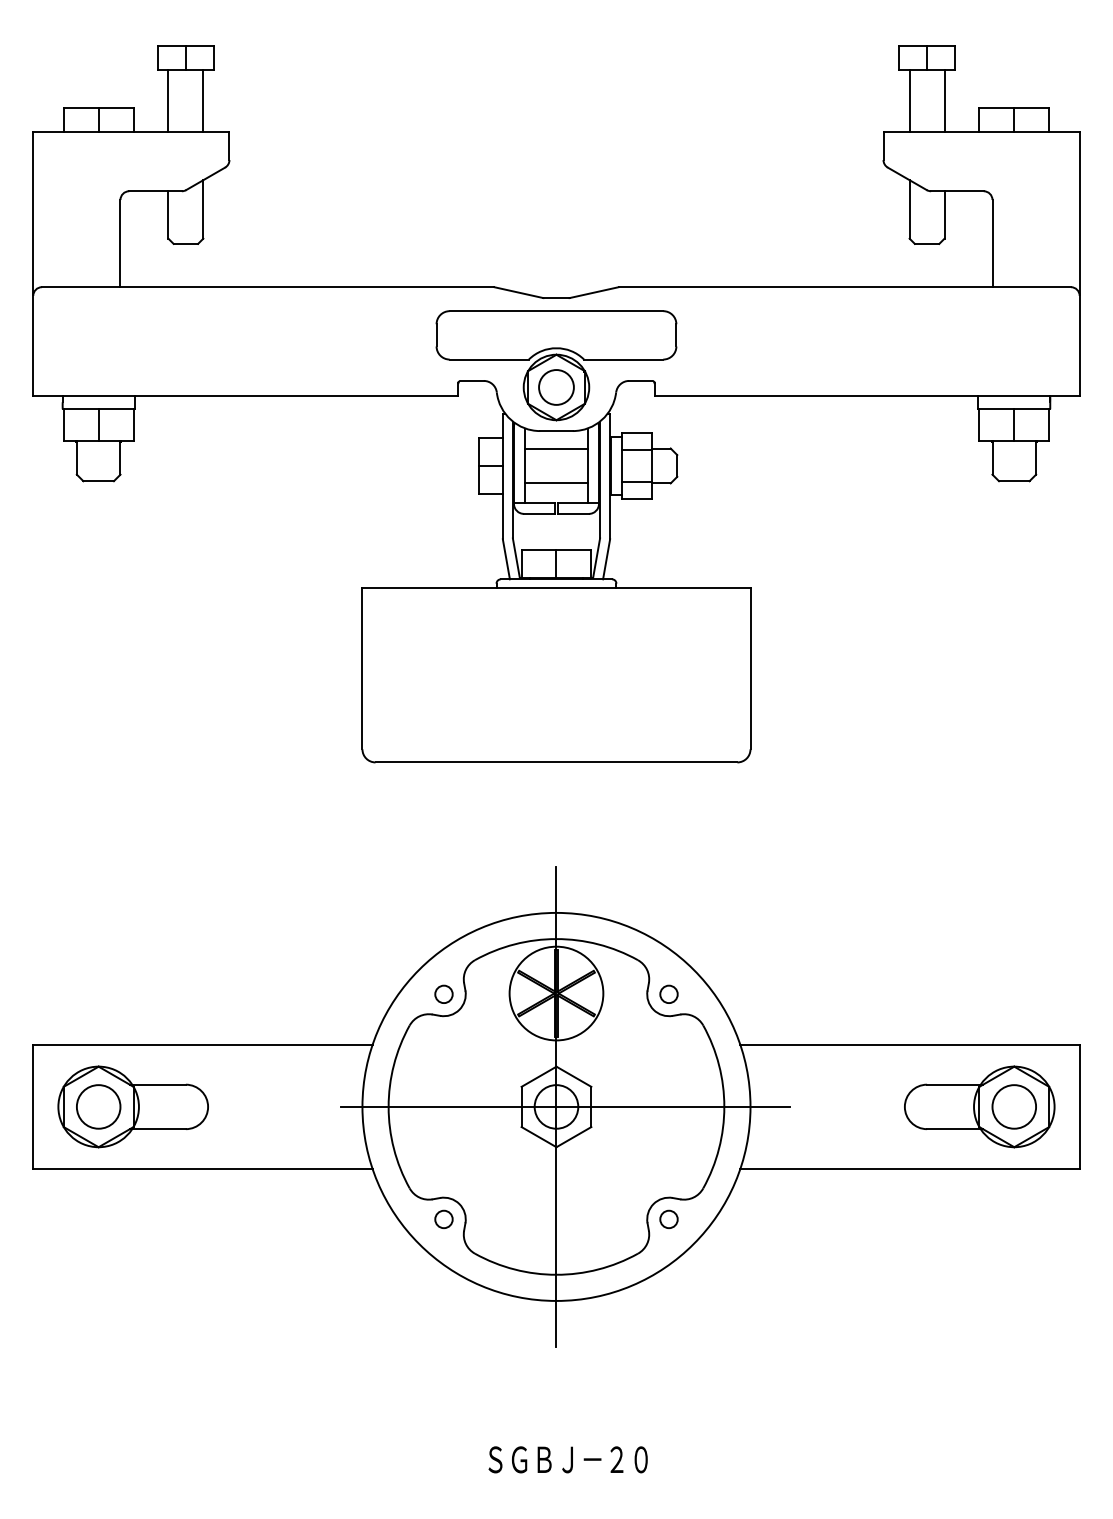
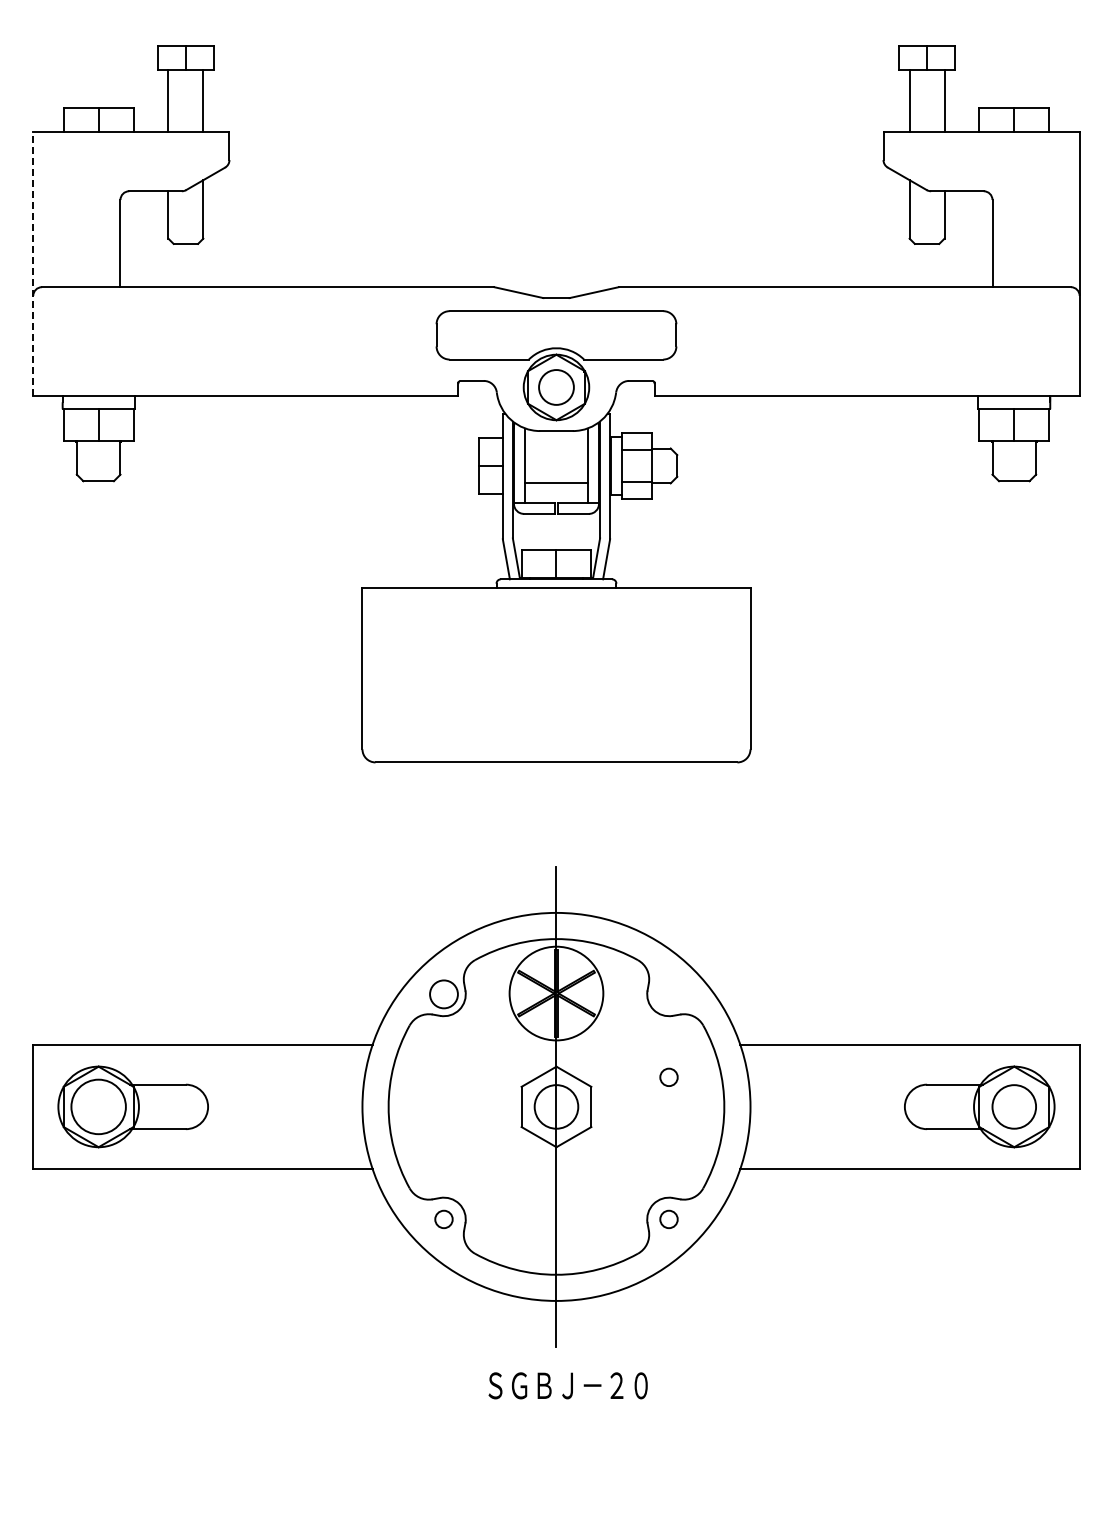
line: solid -> dashed (33, 264)
line: present -> none (556, 448)
circle position: (668, 993) -> (668, 1076) (668, 1076)
circle diameter: 17 px -> 28 px (443, 994)
circle diameter: 44 px -> 55 px (98, 1106)
line: present -> none (565, 1106)
text position: (567, 1459) -> (567, 1385) (567, 1385)
